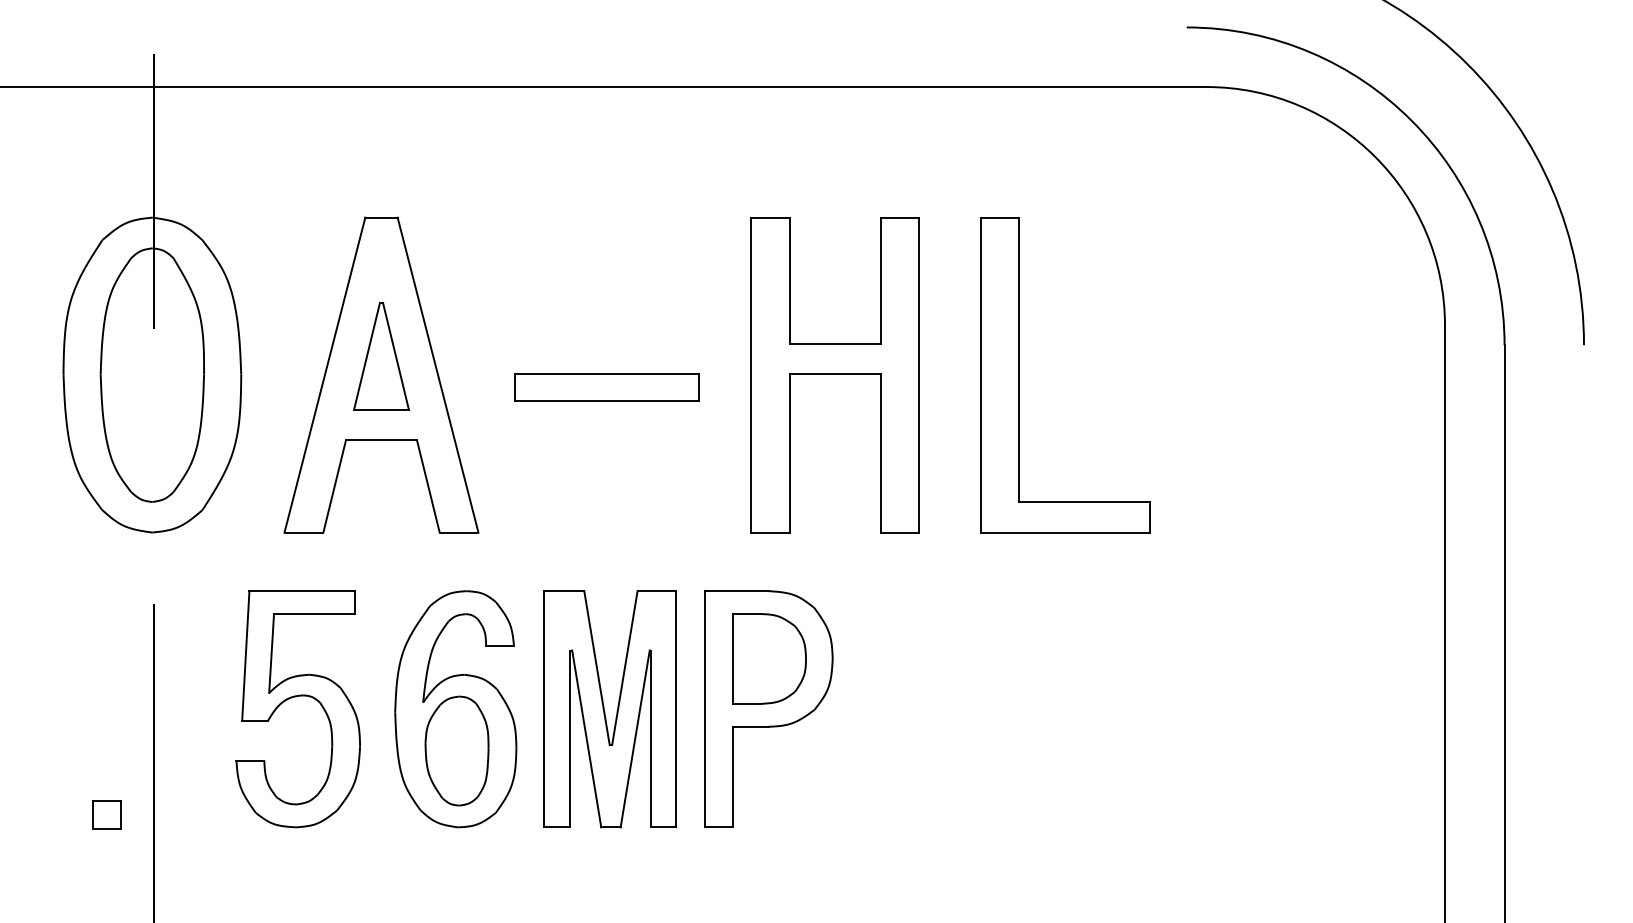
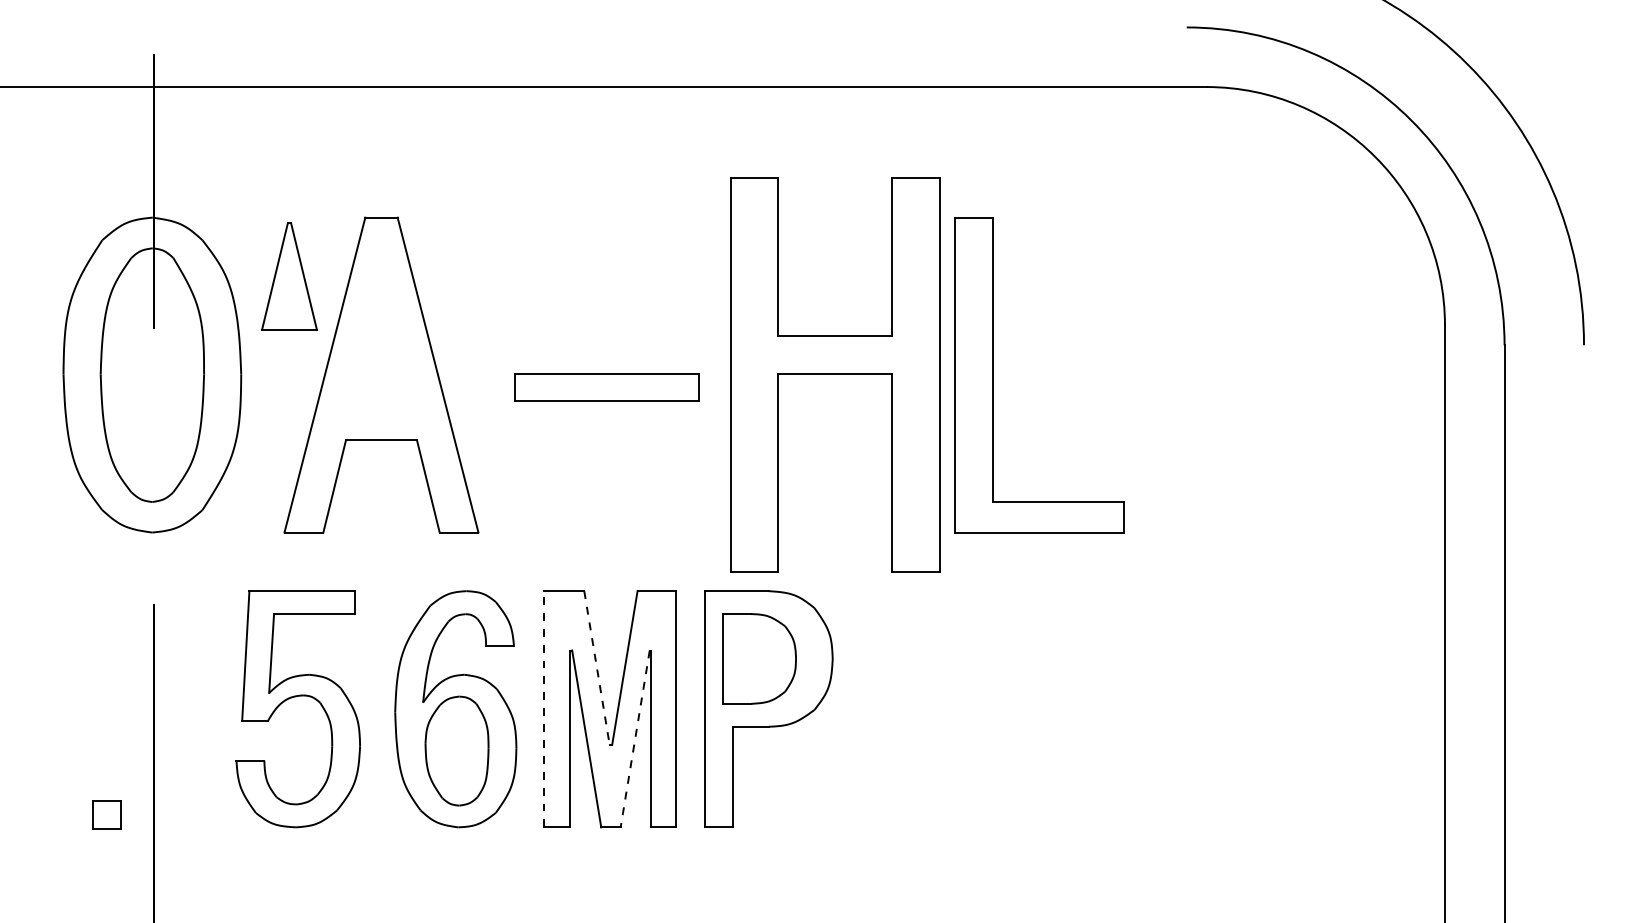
part position: (381, 356) -> (289, 276) (289, 276)
part size: 170x317 px -> 211x396 px (835, 374)
part position: (1019, 375) -> (993, 375) (993, 375)
part position: (769, 658) -> (759, 658) (759, 658)
line: solid -> dashed (597, 668)
line: solid -> dashed (543, 708)
line: solid -> dashed (635, 738)
